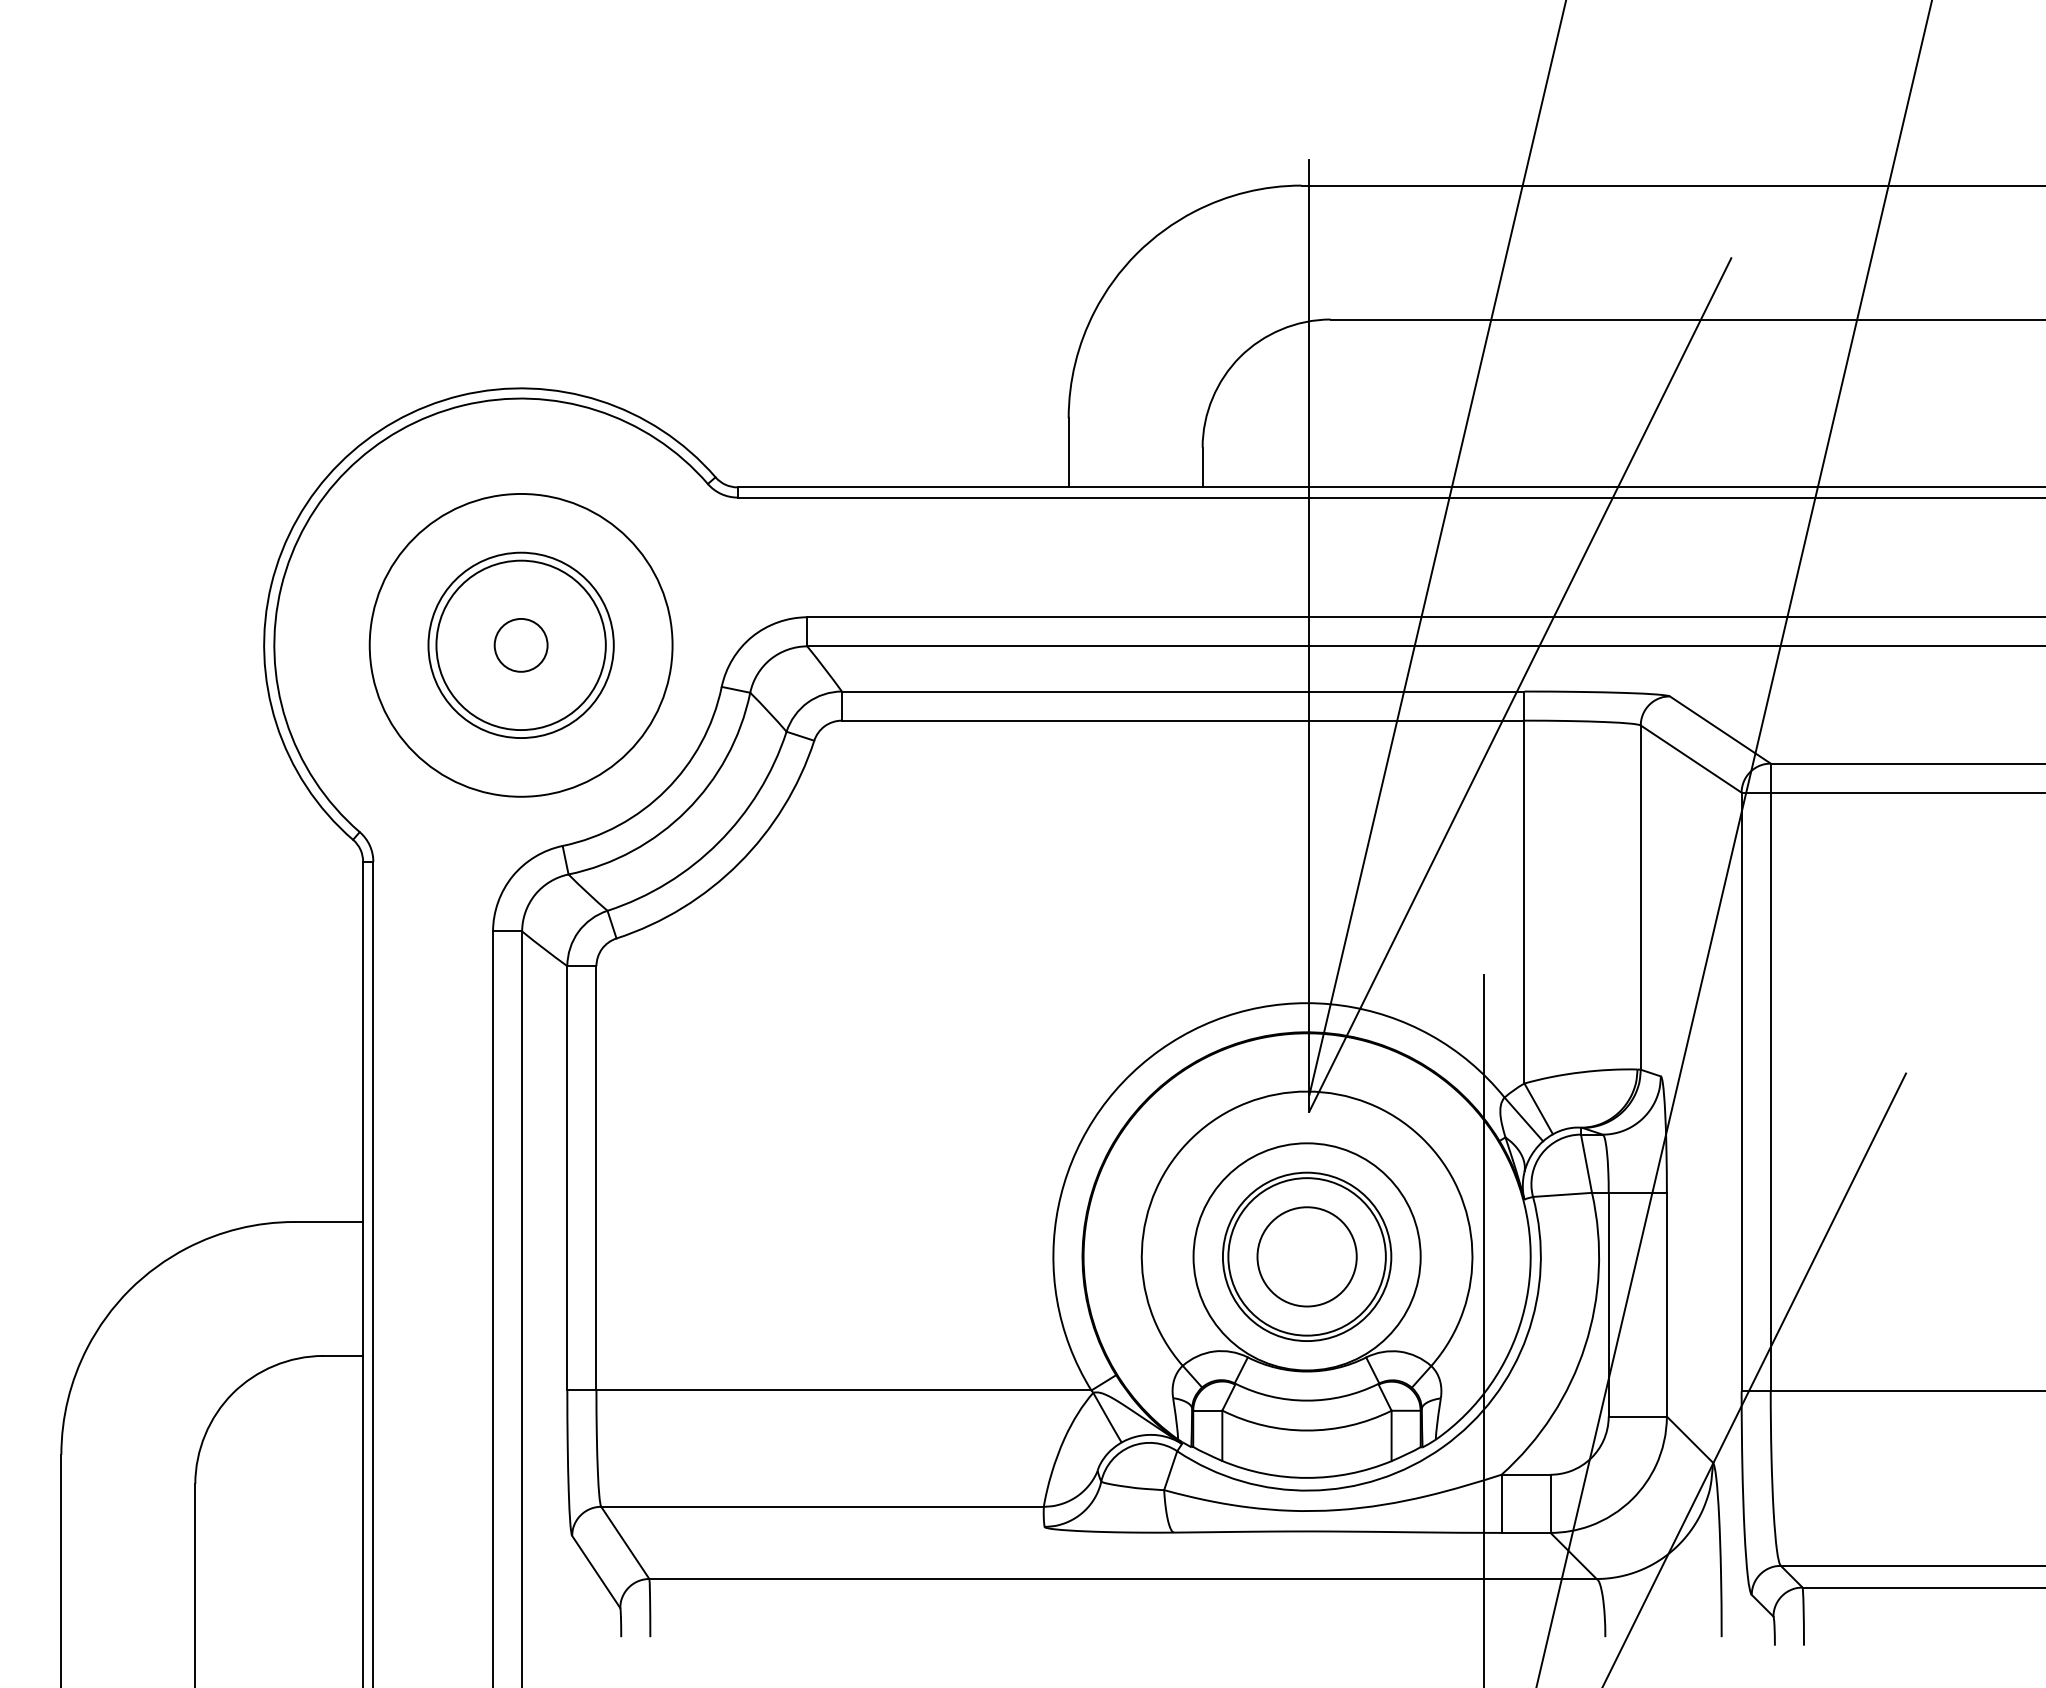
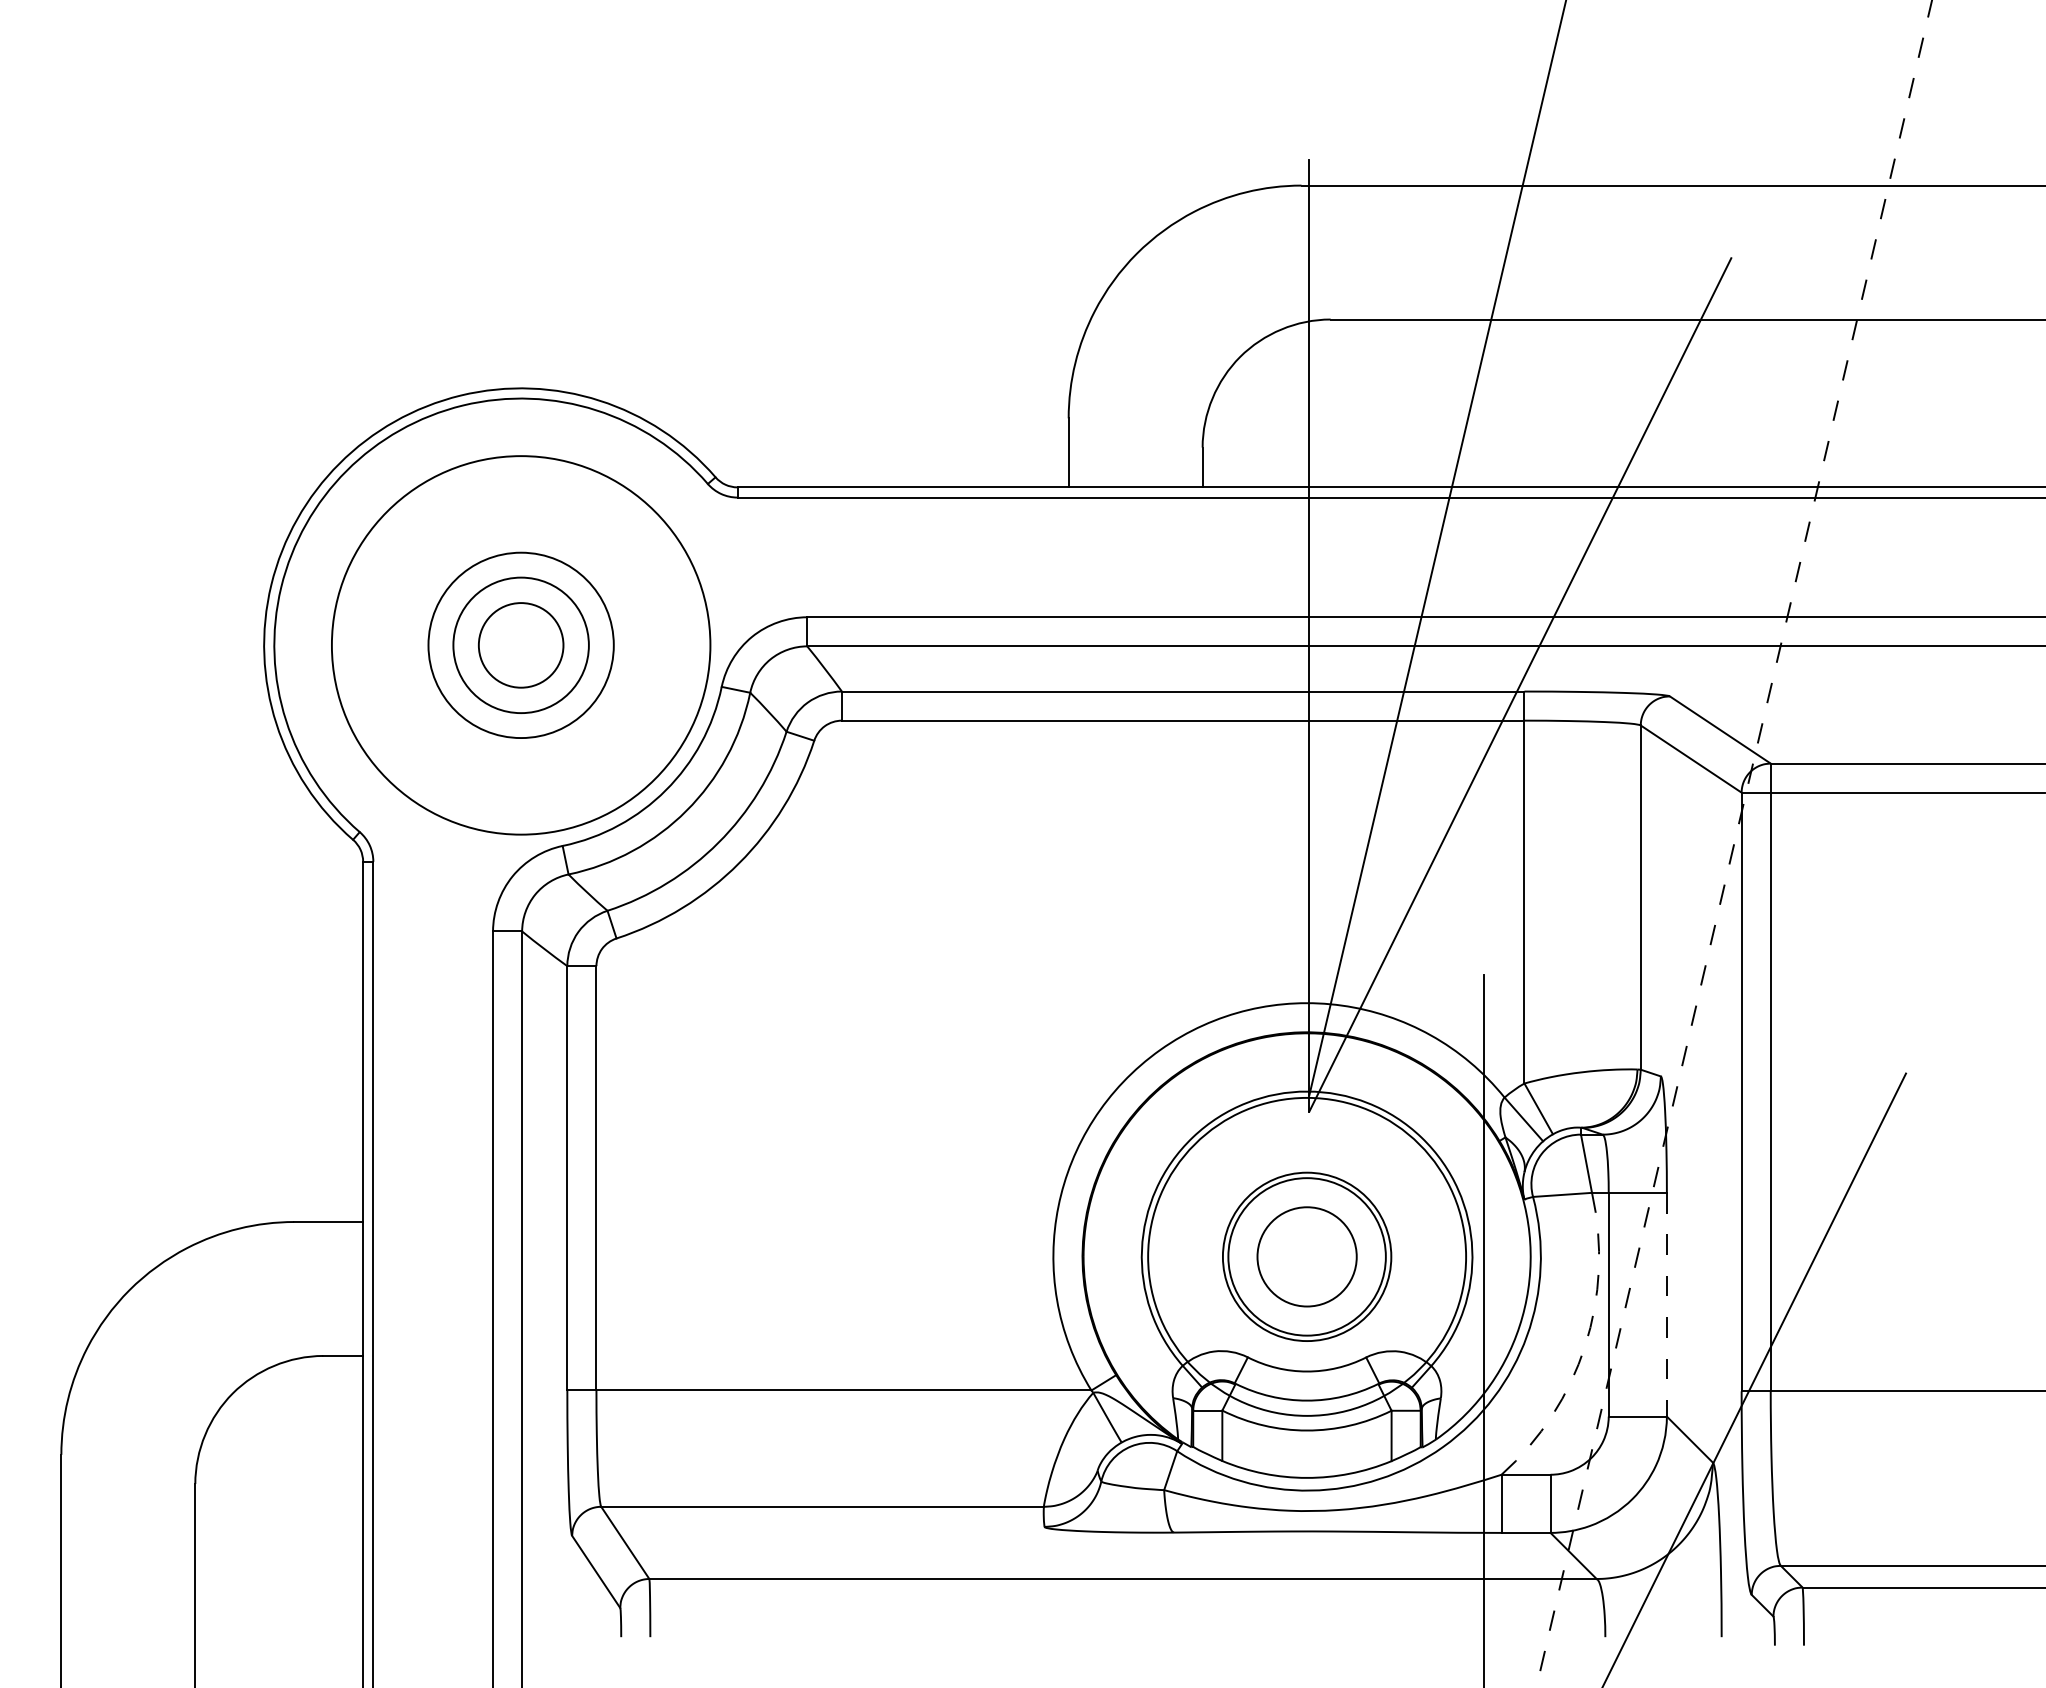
circle diameter: 303 px -> 379 px (520, 645)
circle diameter: 53 px -> 85 px (520, 645)
circle diameter: 169 px -> 136 px (520, 645)
line: solid -> dashed (1734, 844)
circle diameter: 227 px -> 318 px (1307, 1256)
line: solid -> dashed (1666, 1304)
arc: solid -> dashed (1585, 1346)
